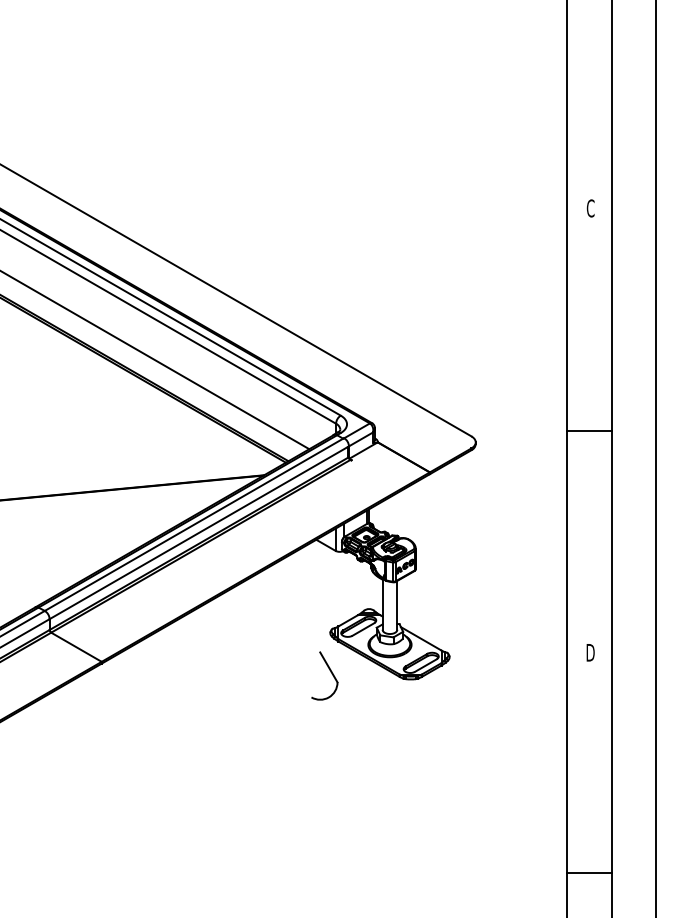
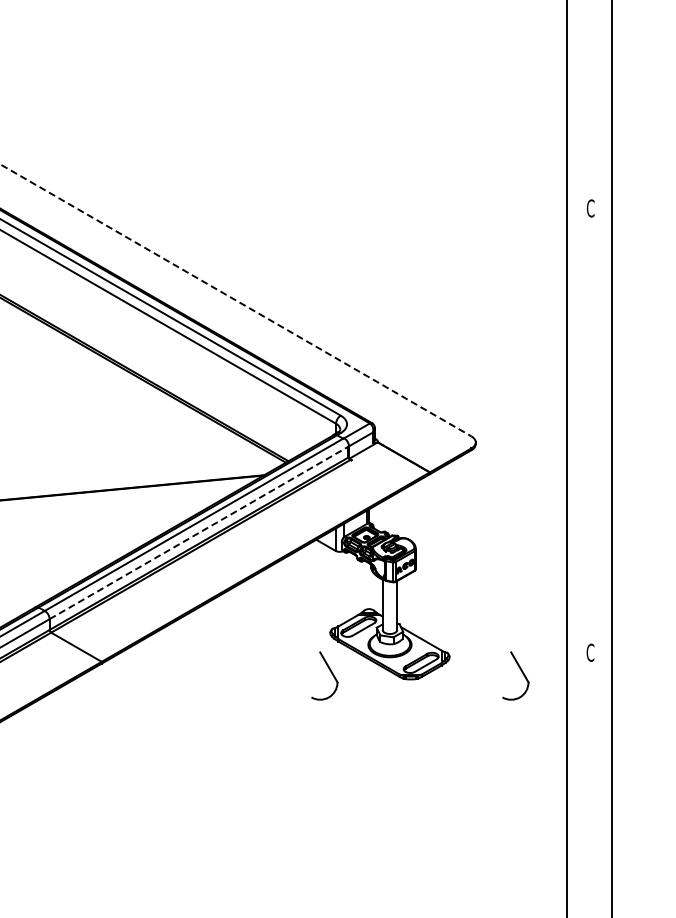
line: solid -> dashed (235, 300)
line: present -> none (155, 360)
line: present -> none (589, 431)
line: present -> none (655, 458)
line: solid -> dashed (199, 532)
text: D -> C (590, 652)
part: none -> present (521, 672)
line: present -> none (589, 873)
